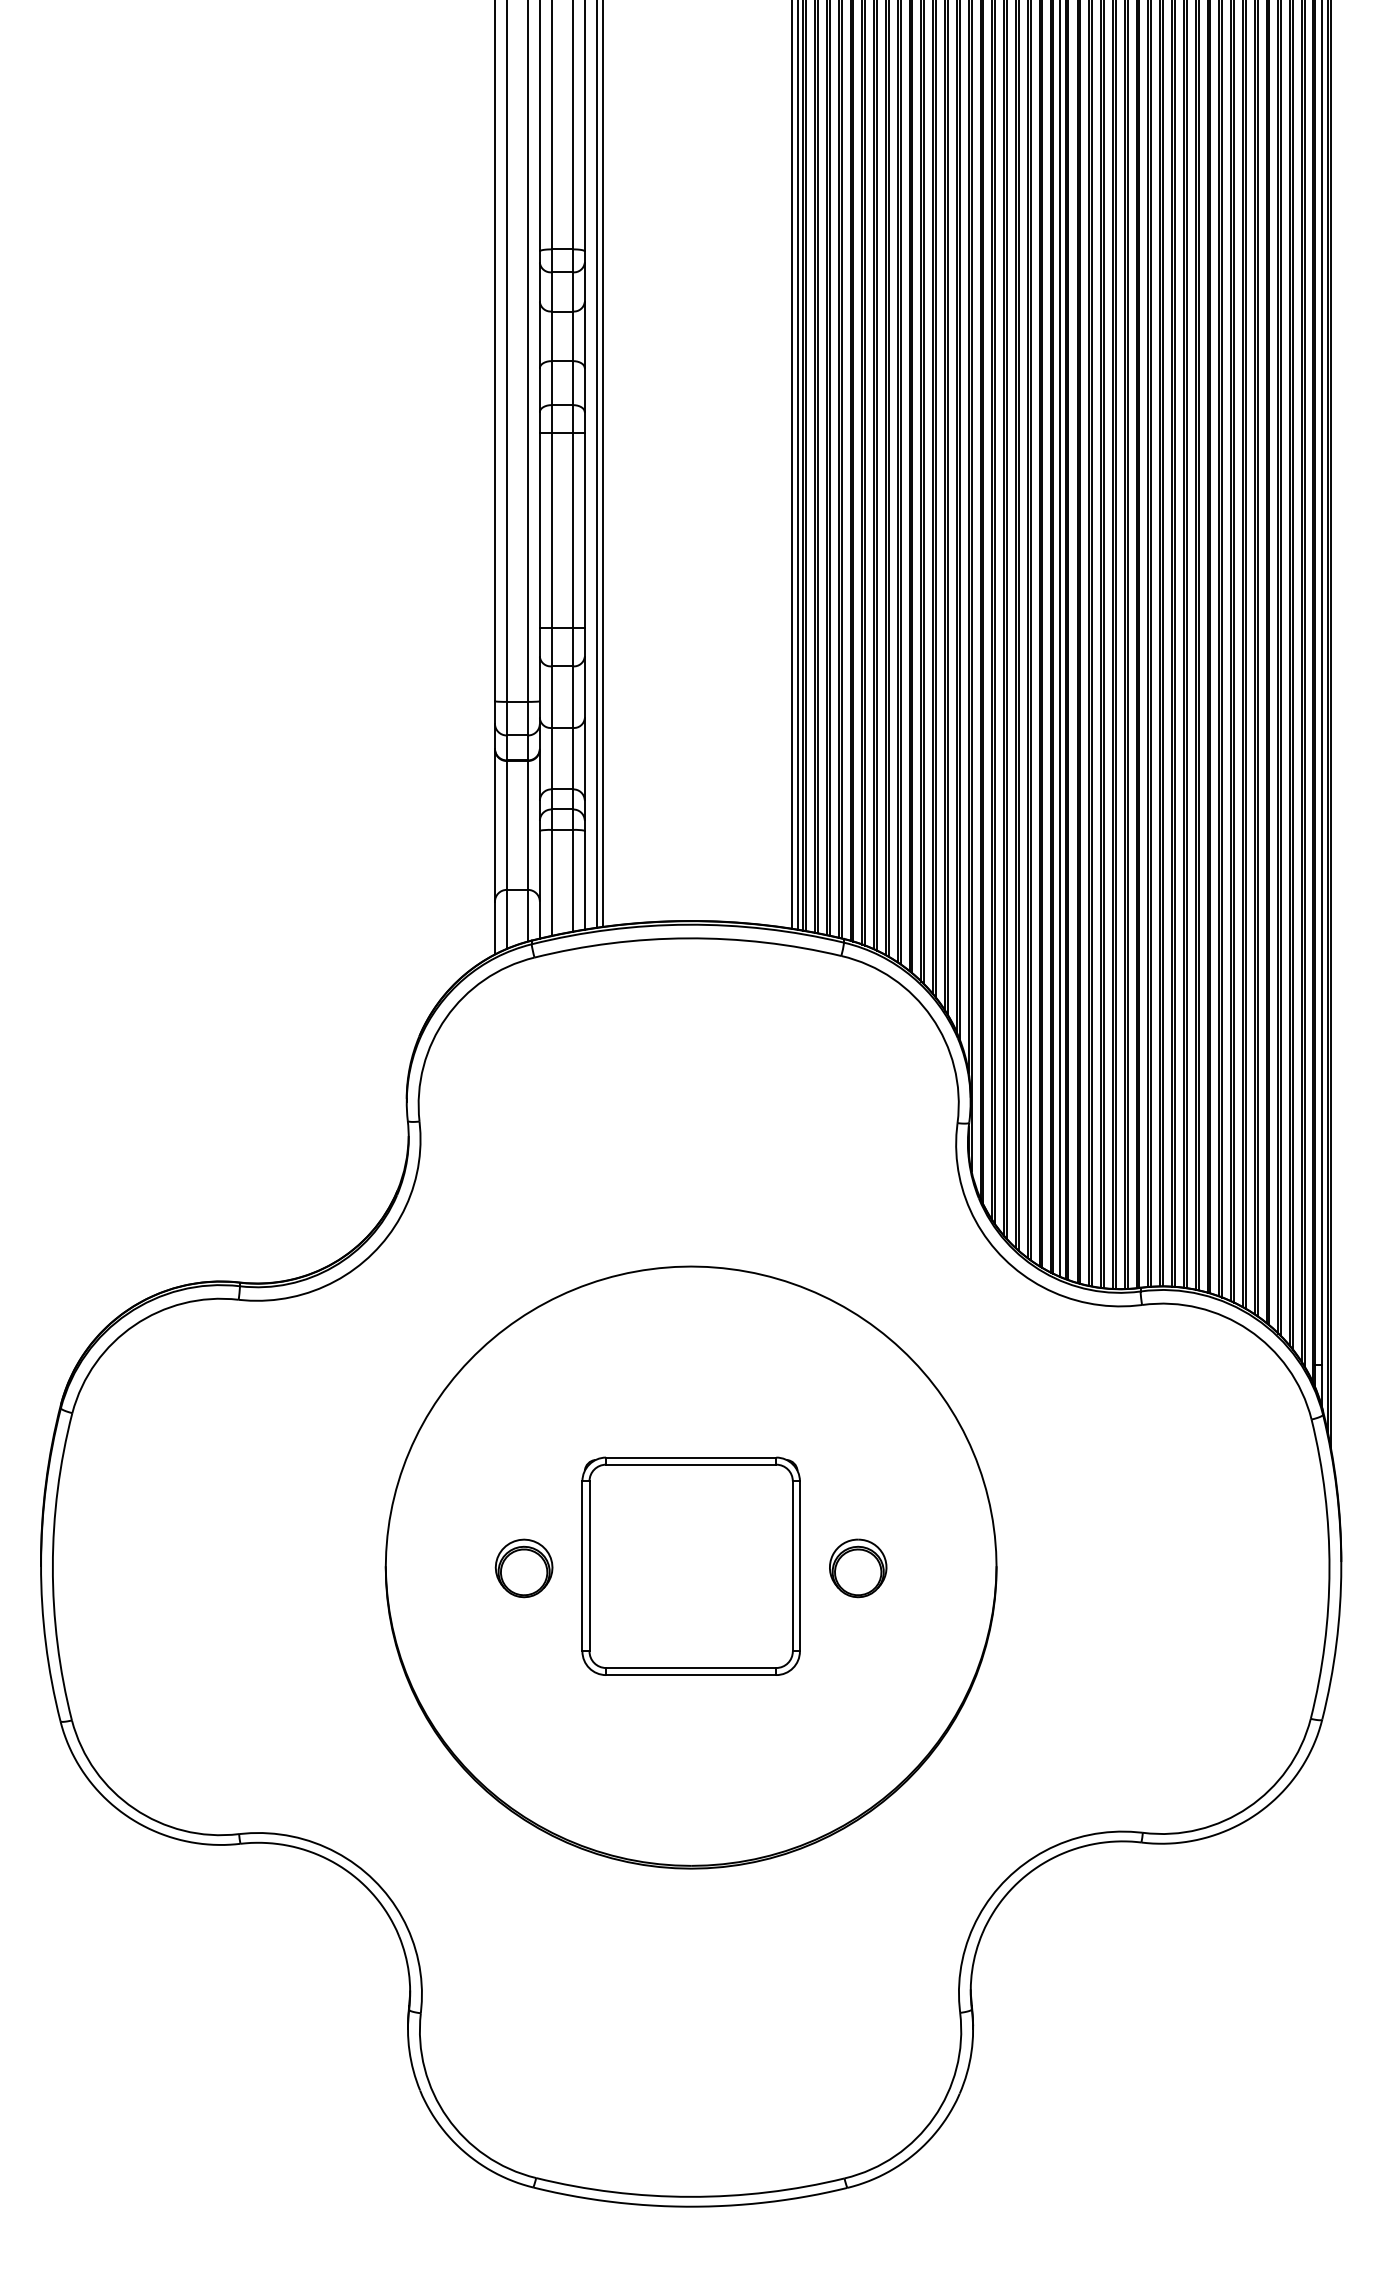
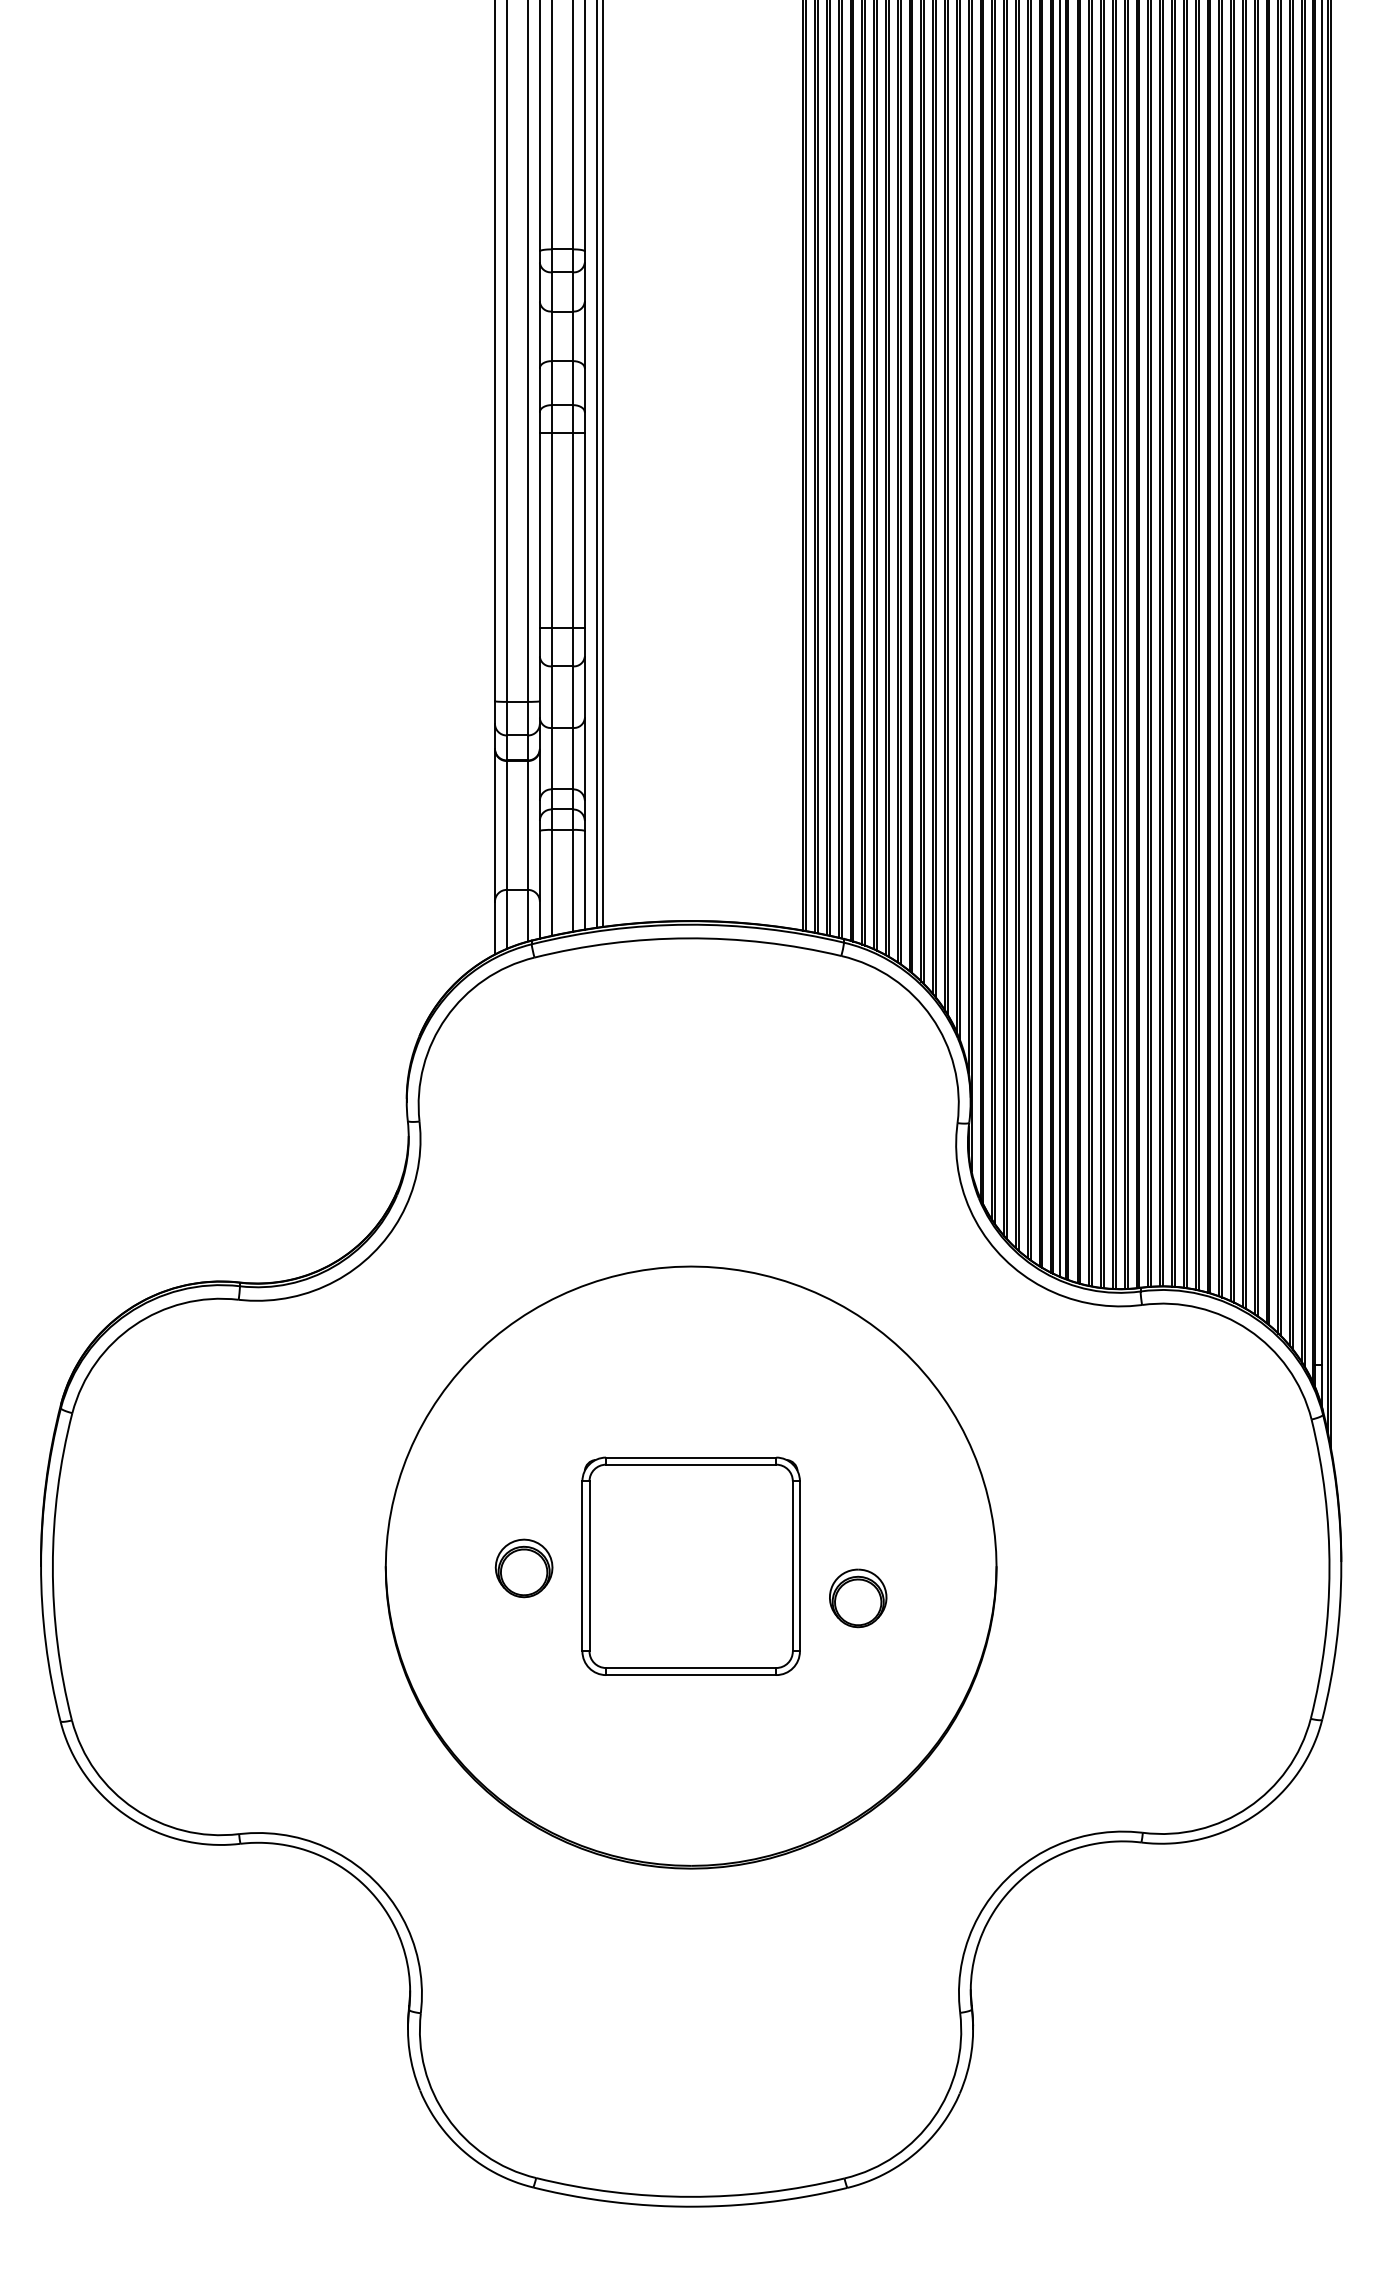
line: present -> none (791, 465)
line: present -> none (797, 465)
part position: (858, 1568) -> (858, 1598) (858, 1598)
